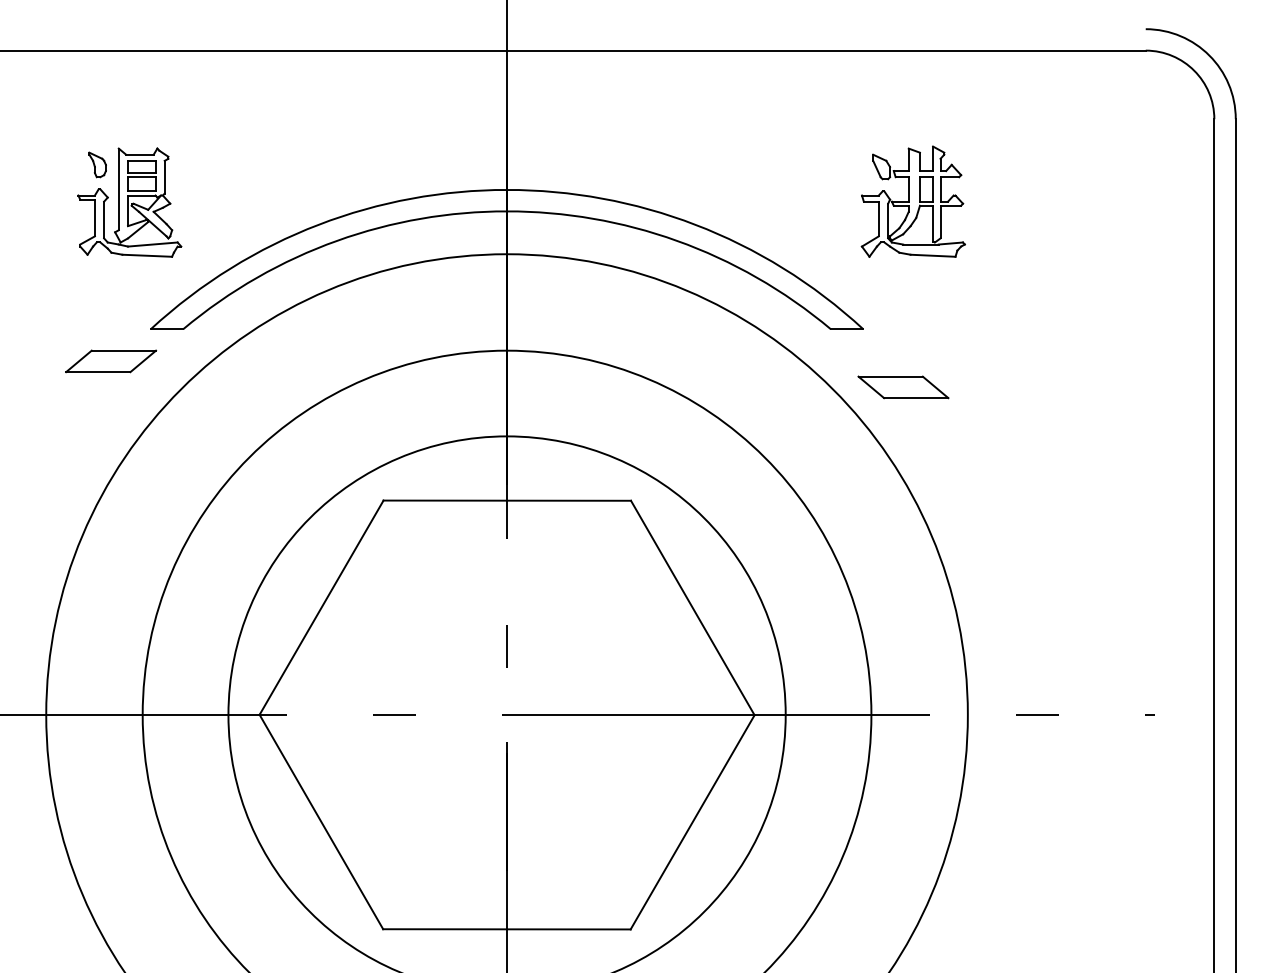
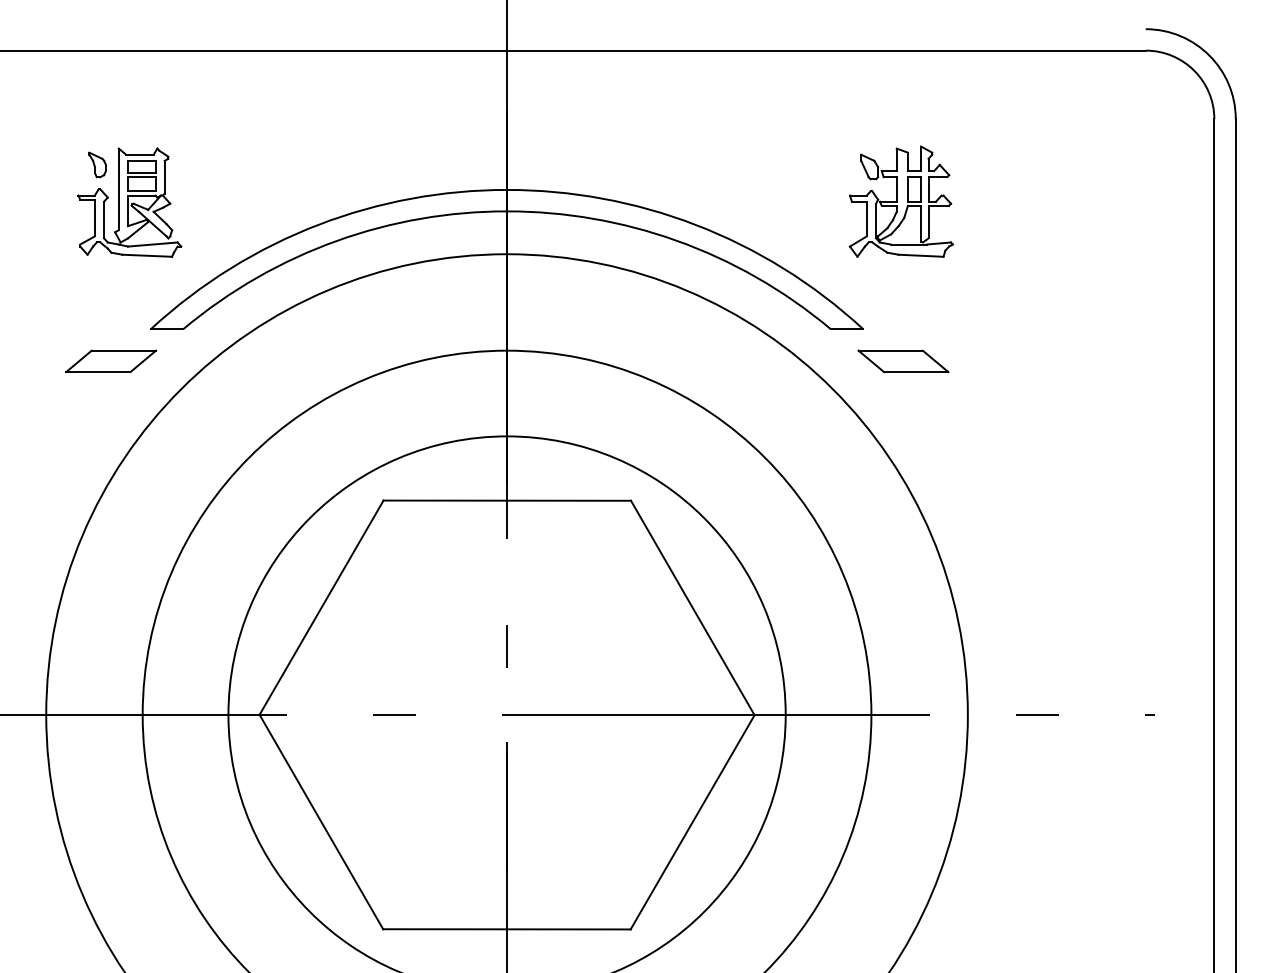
part position: (912, 201) -> (900, 201) (900, 201)
part position: (903, 387) -> (903, 361) (903, 361)
